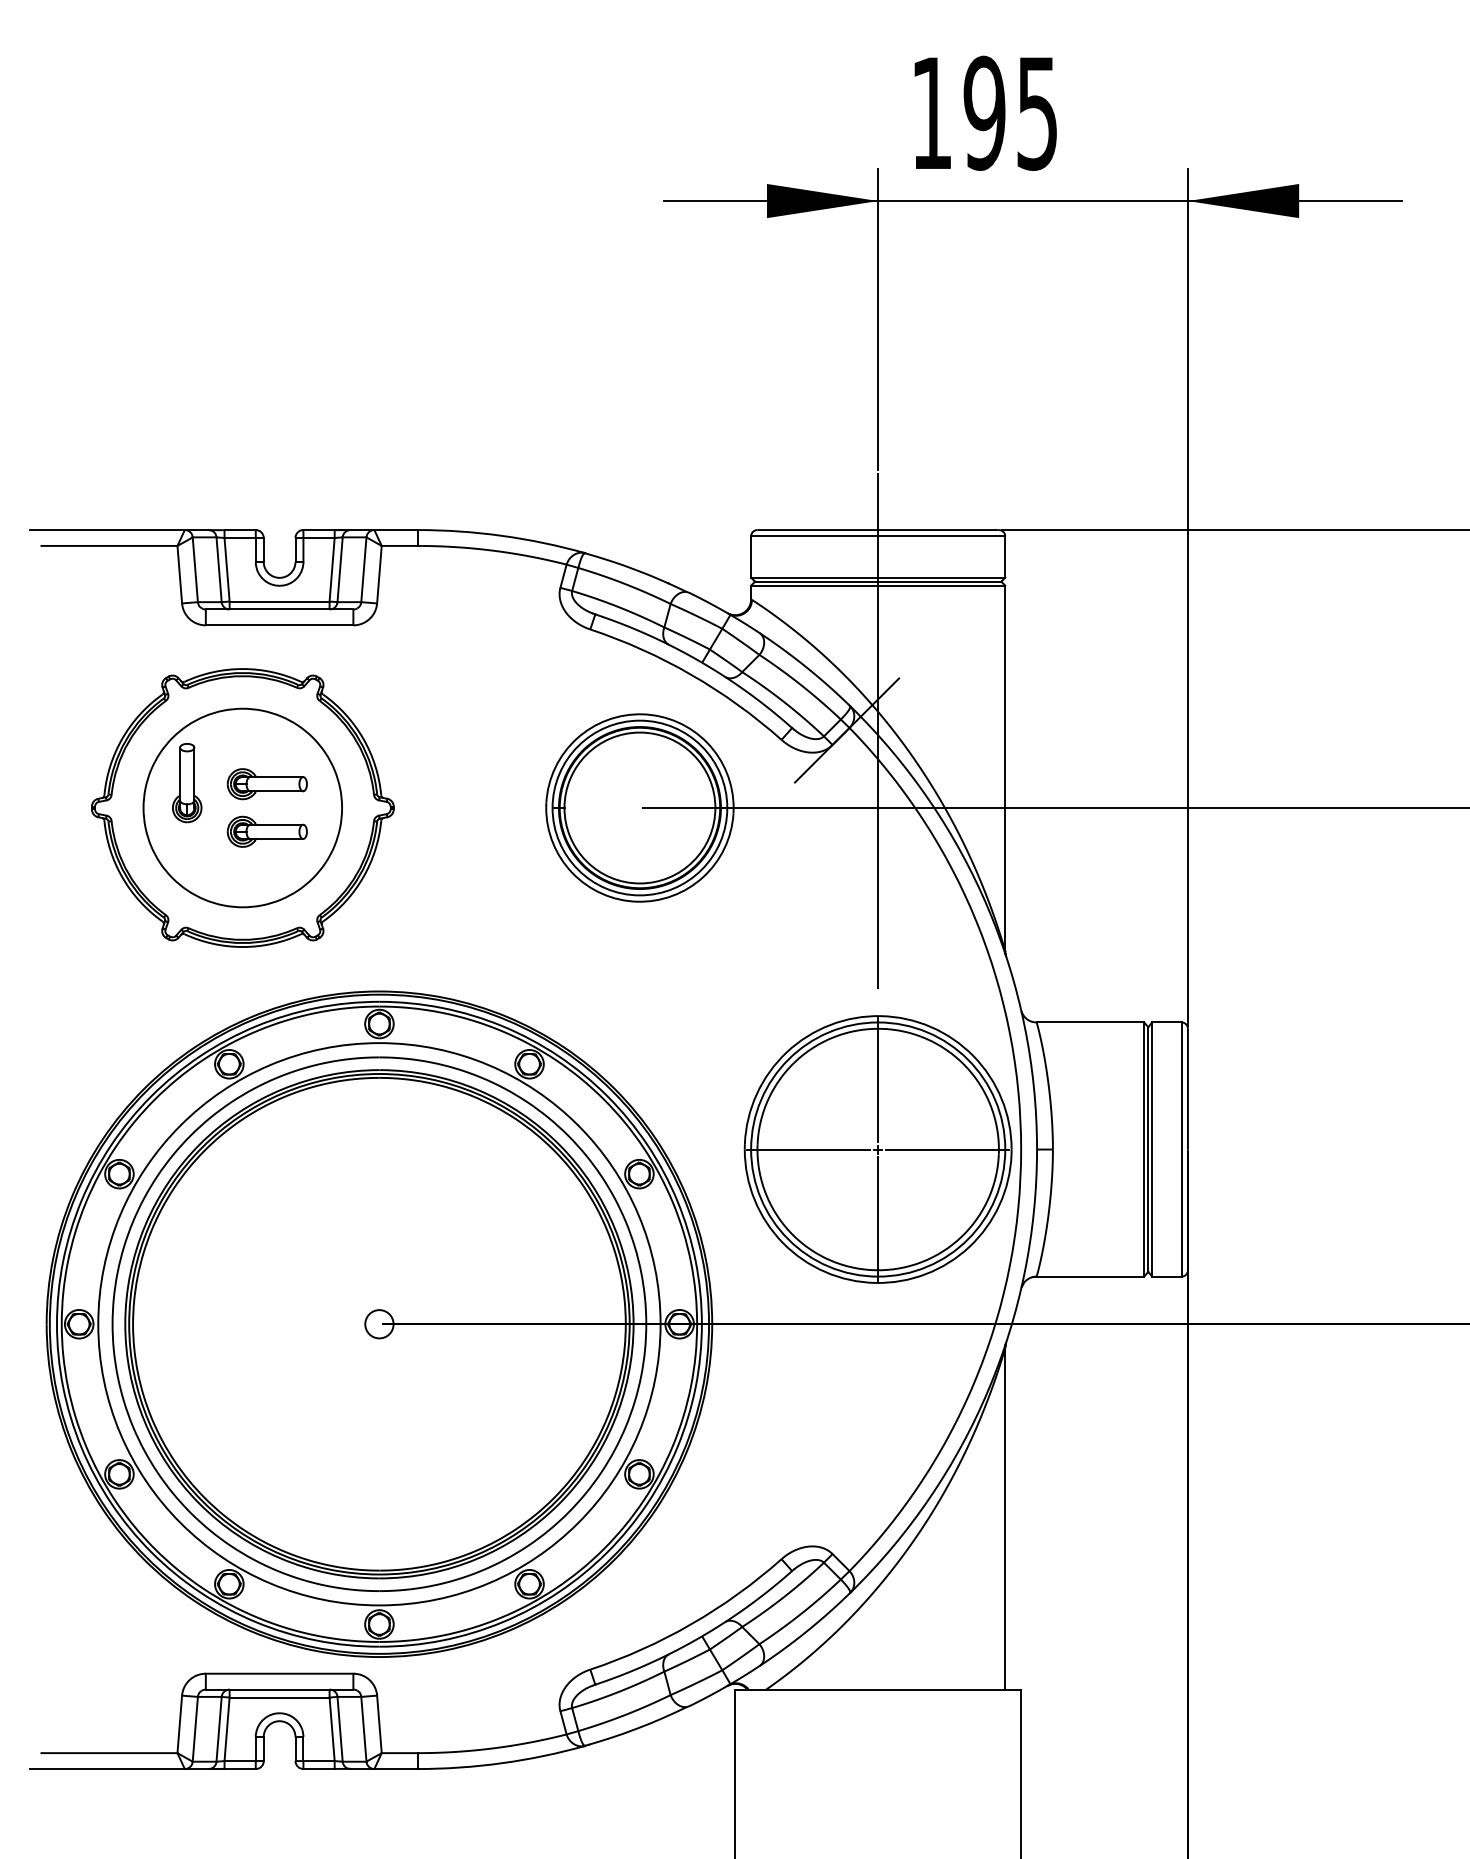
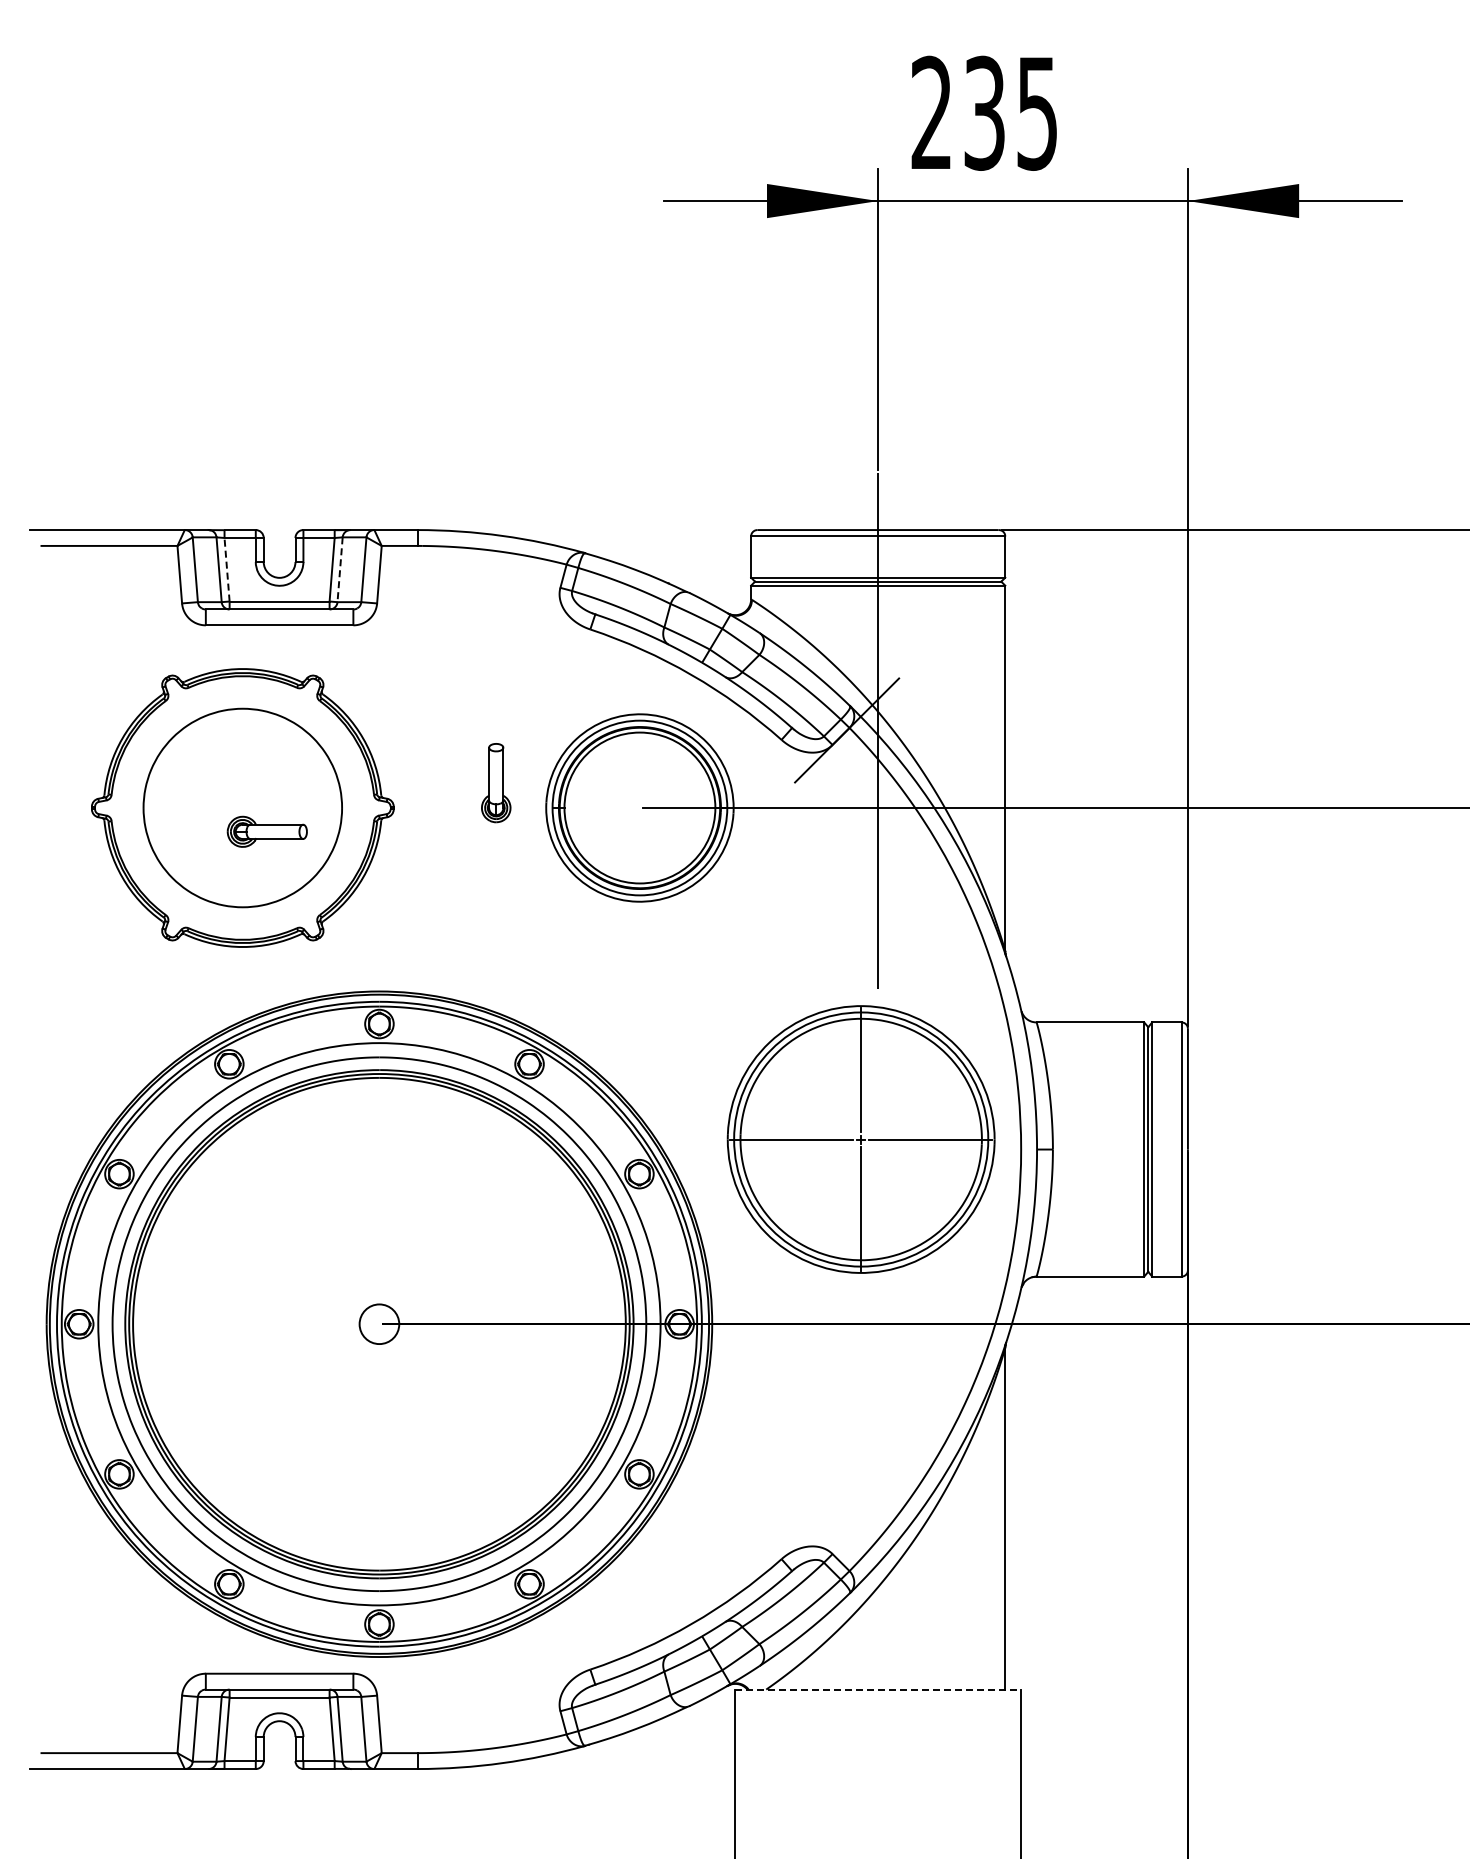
text: 195 -> 235 (958, 112)
line: solid -> dashed (227, 569)
line: solid -> dashed (340, 569)
part position: (187, 783) -> (496, 783) (496, 783)
part: present -> none (266, 784)
part position: (877, 1149) -> (860, 1139) (860, 1139)
circle diameter: 28 px -> 40 px (379, 1324)
line: solid -> dashed (878, 1689)
